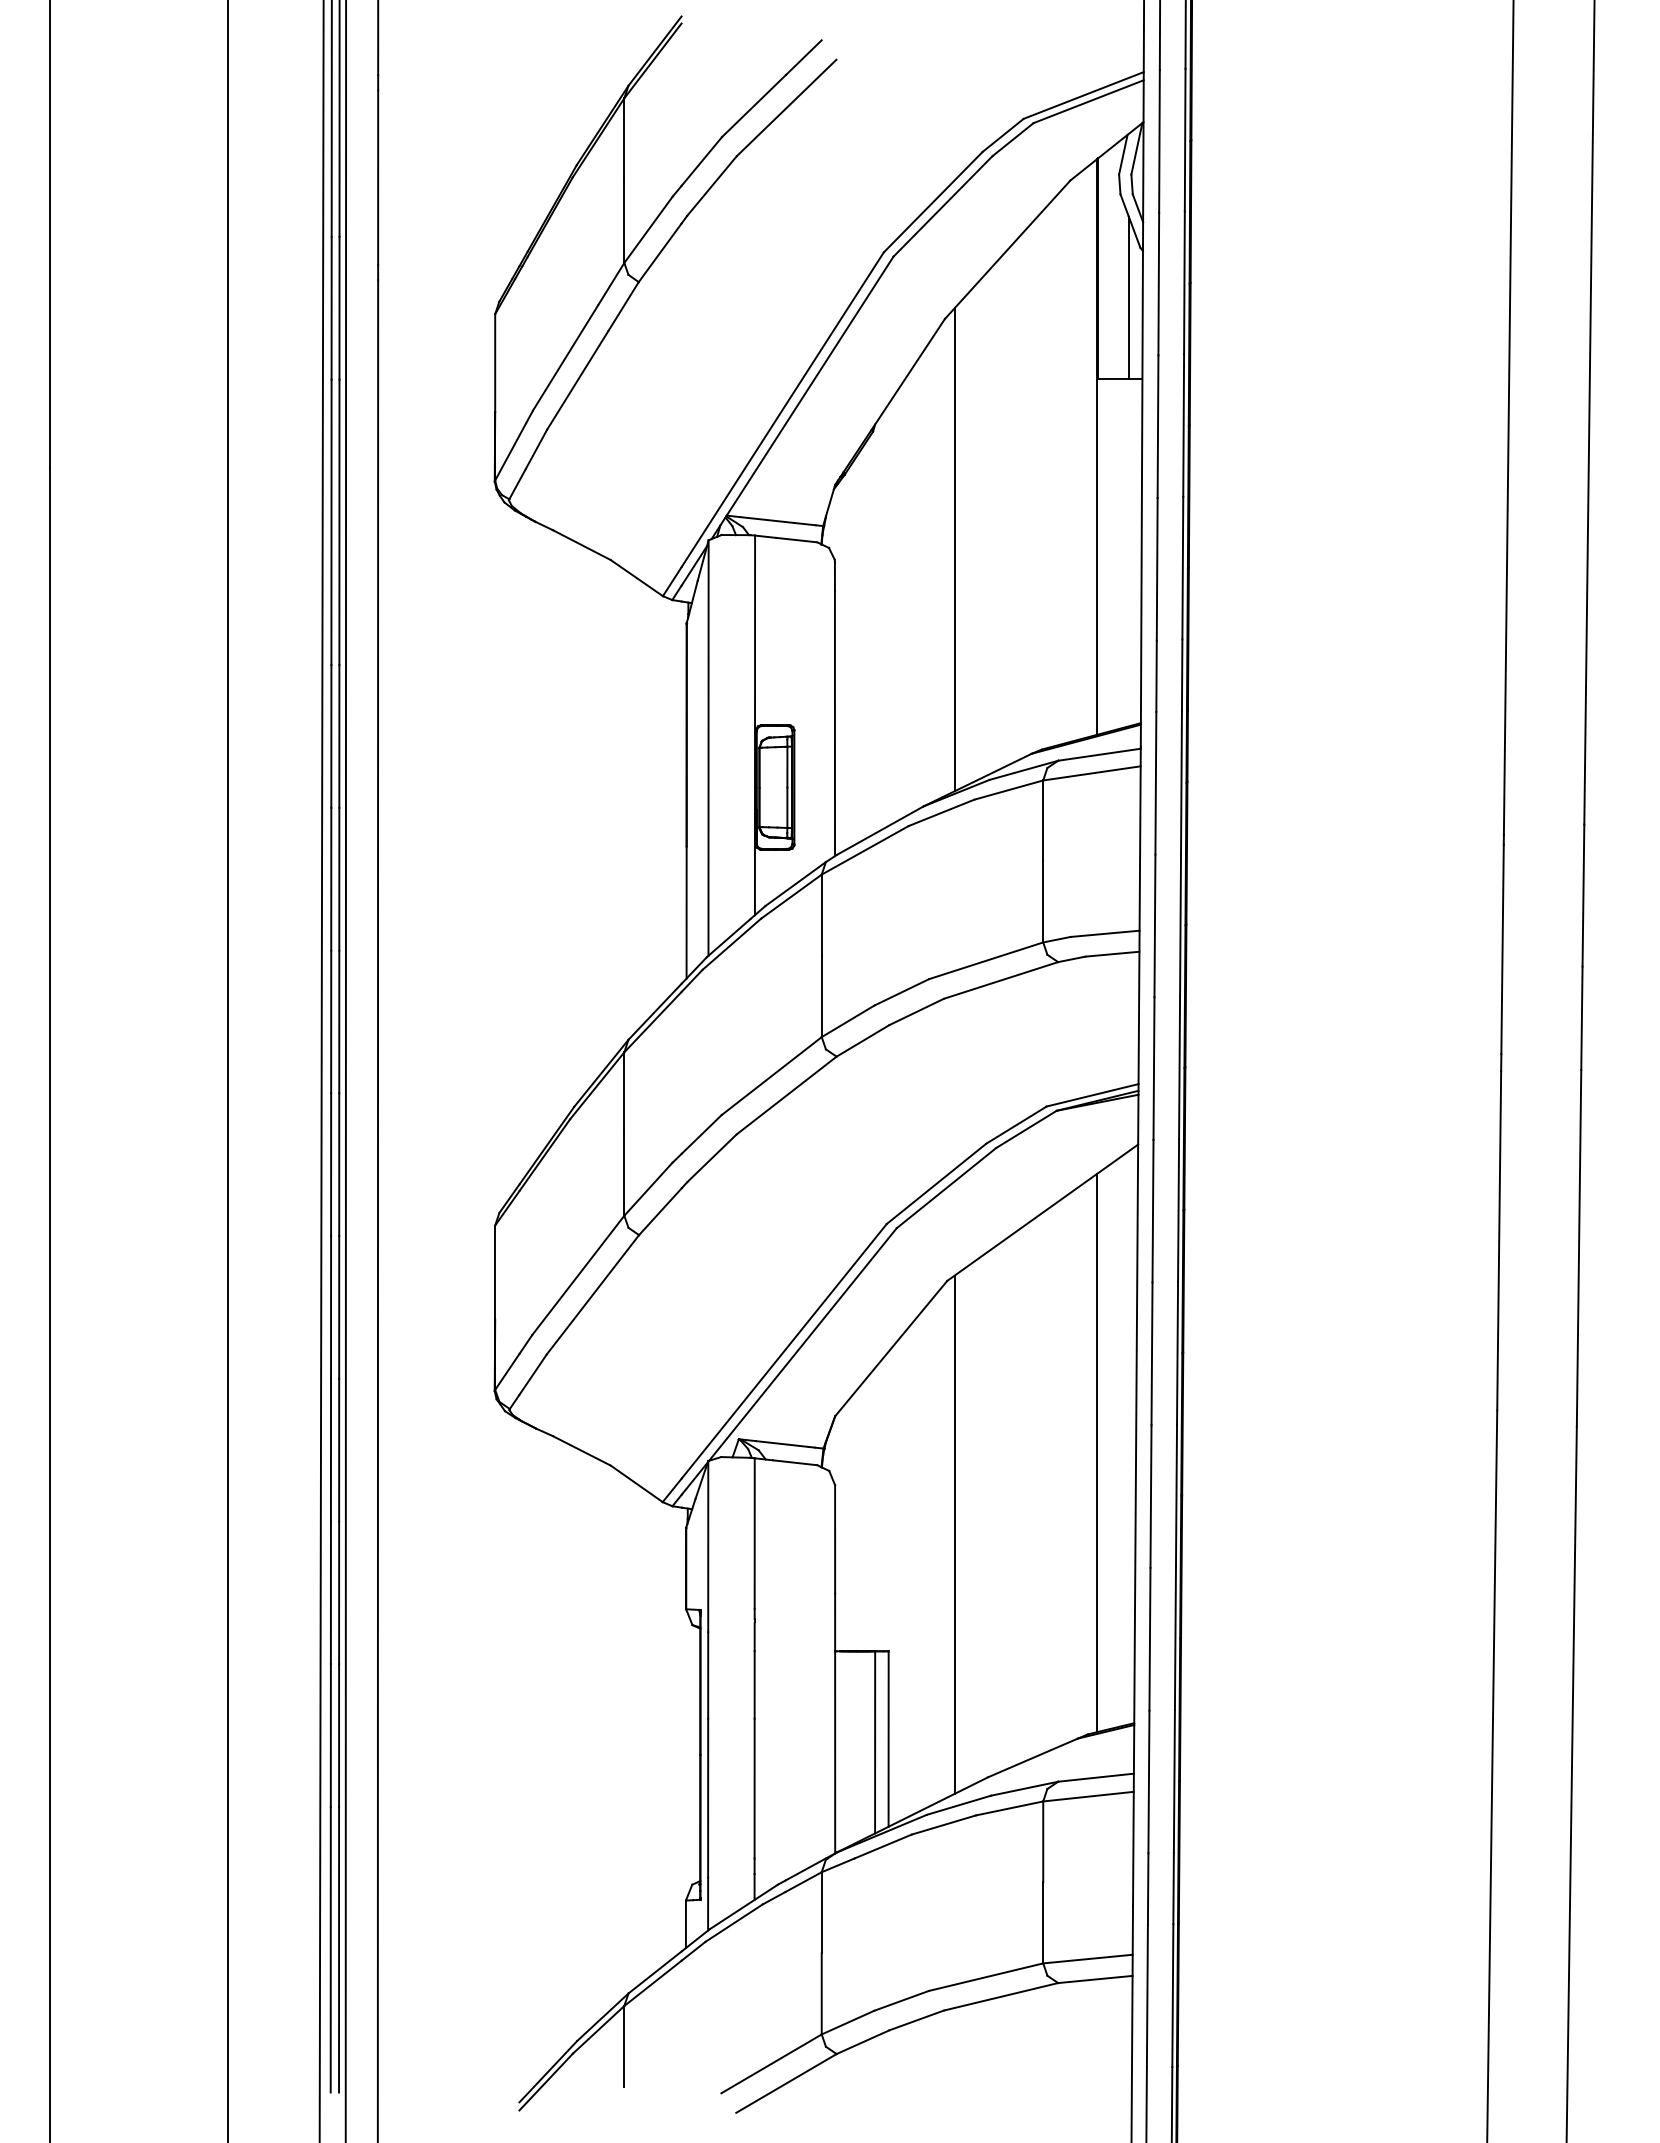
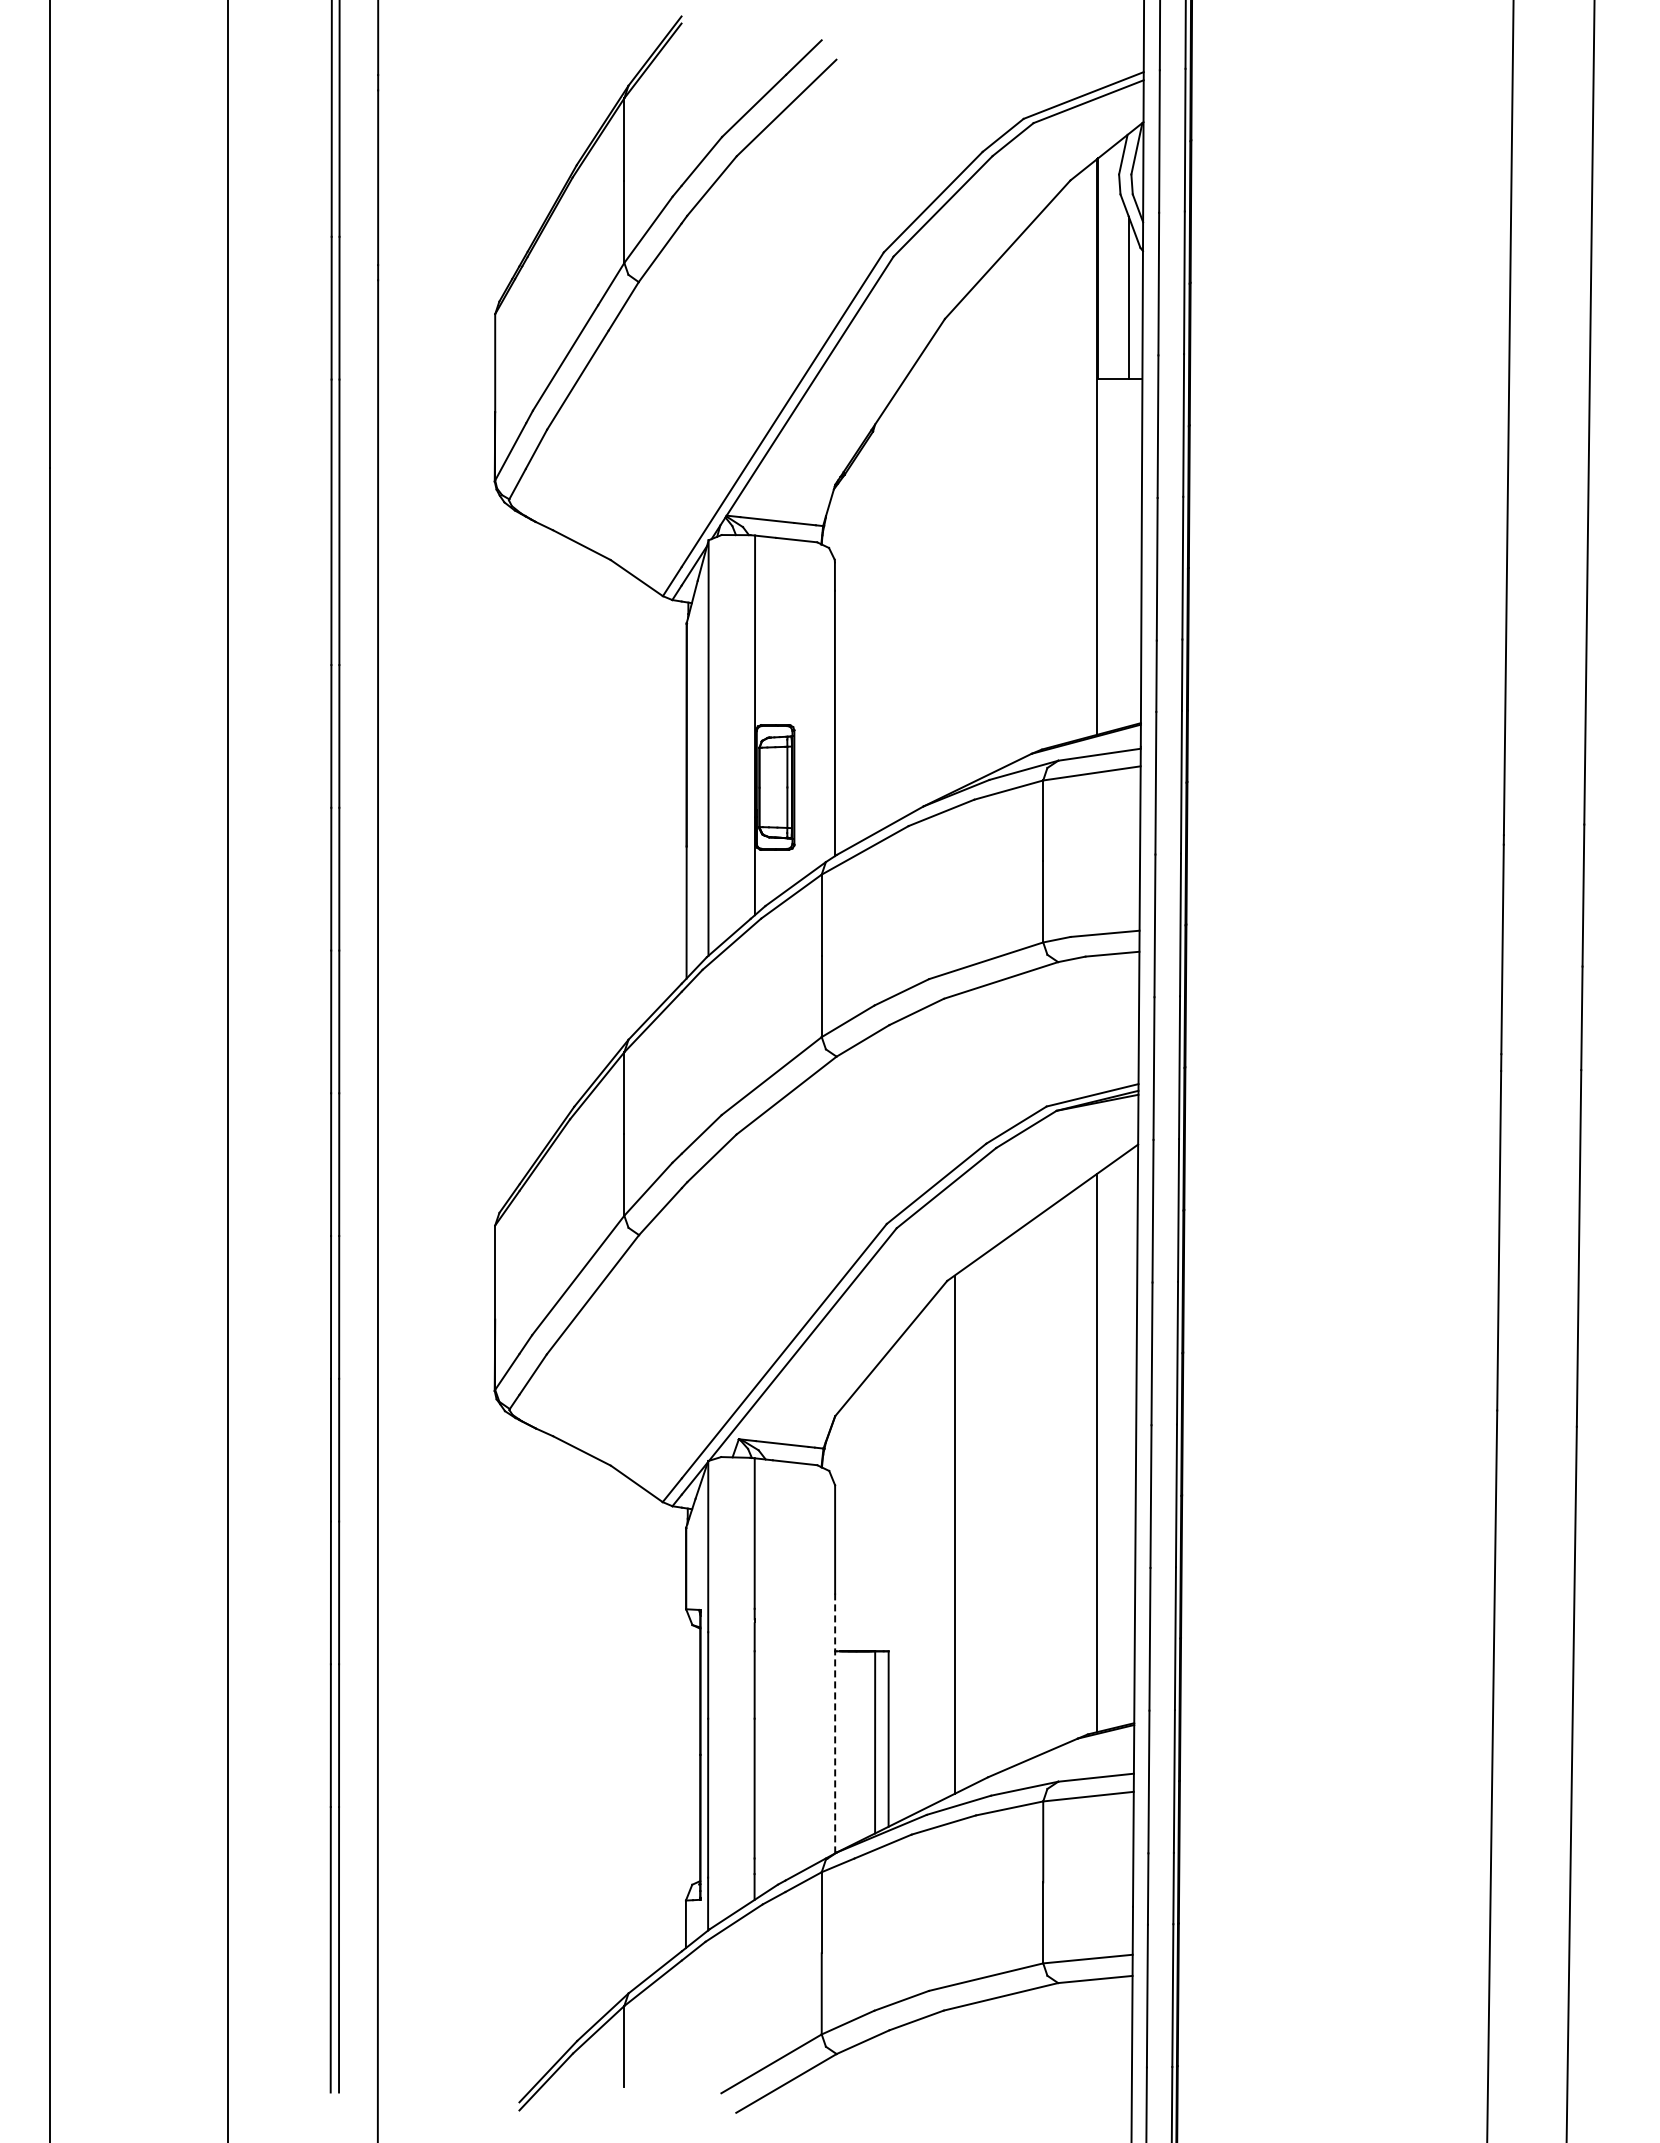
line: present -> none (954, 549)
line: present -> none (321, 1070)
line: present -> none (345, 1070)
line: solid -> dashed (835, 1723)
